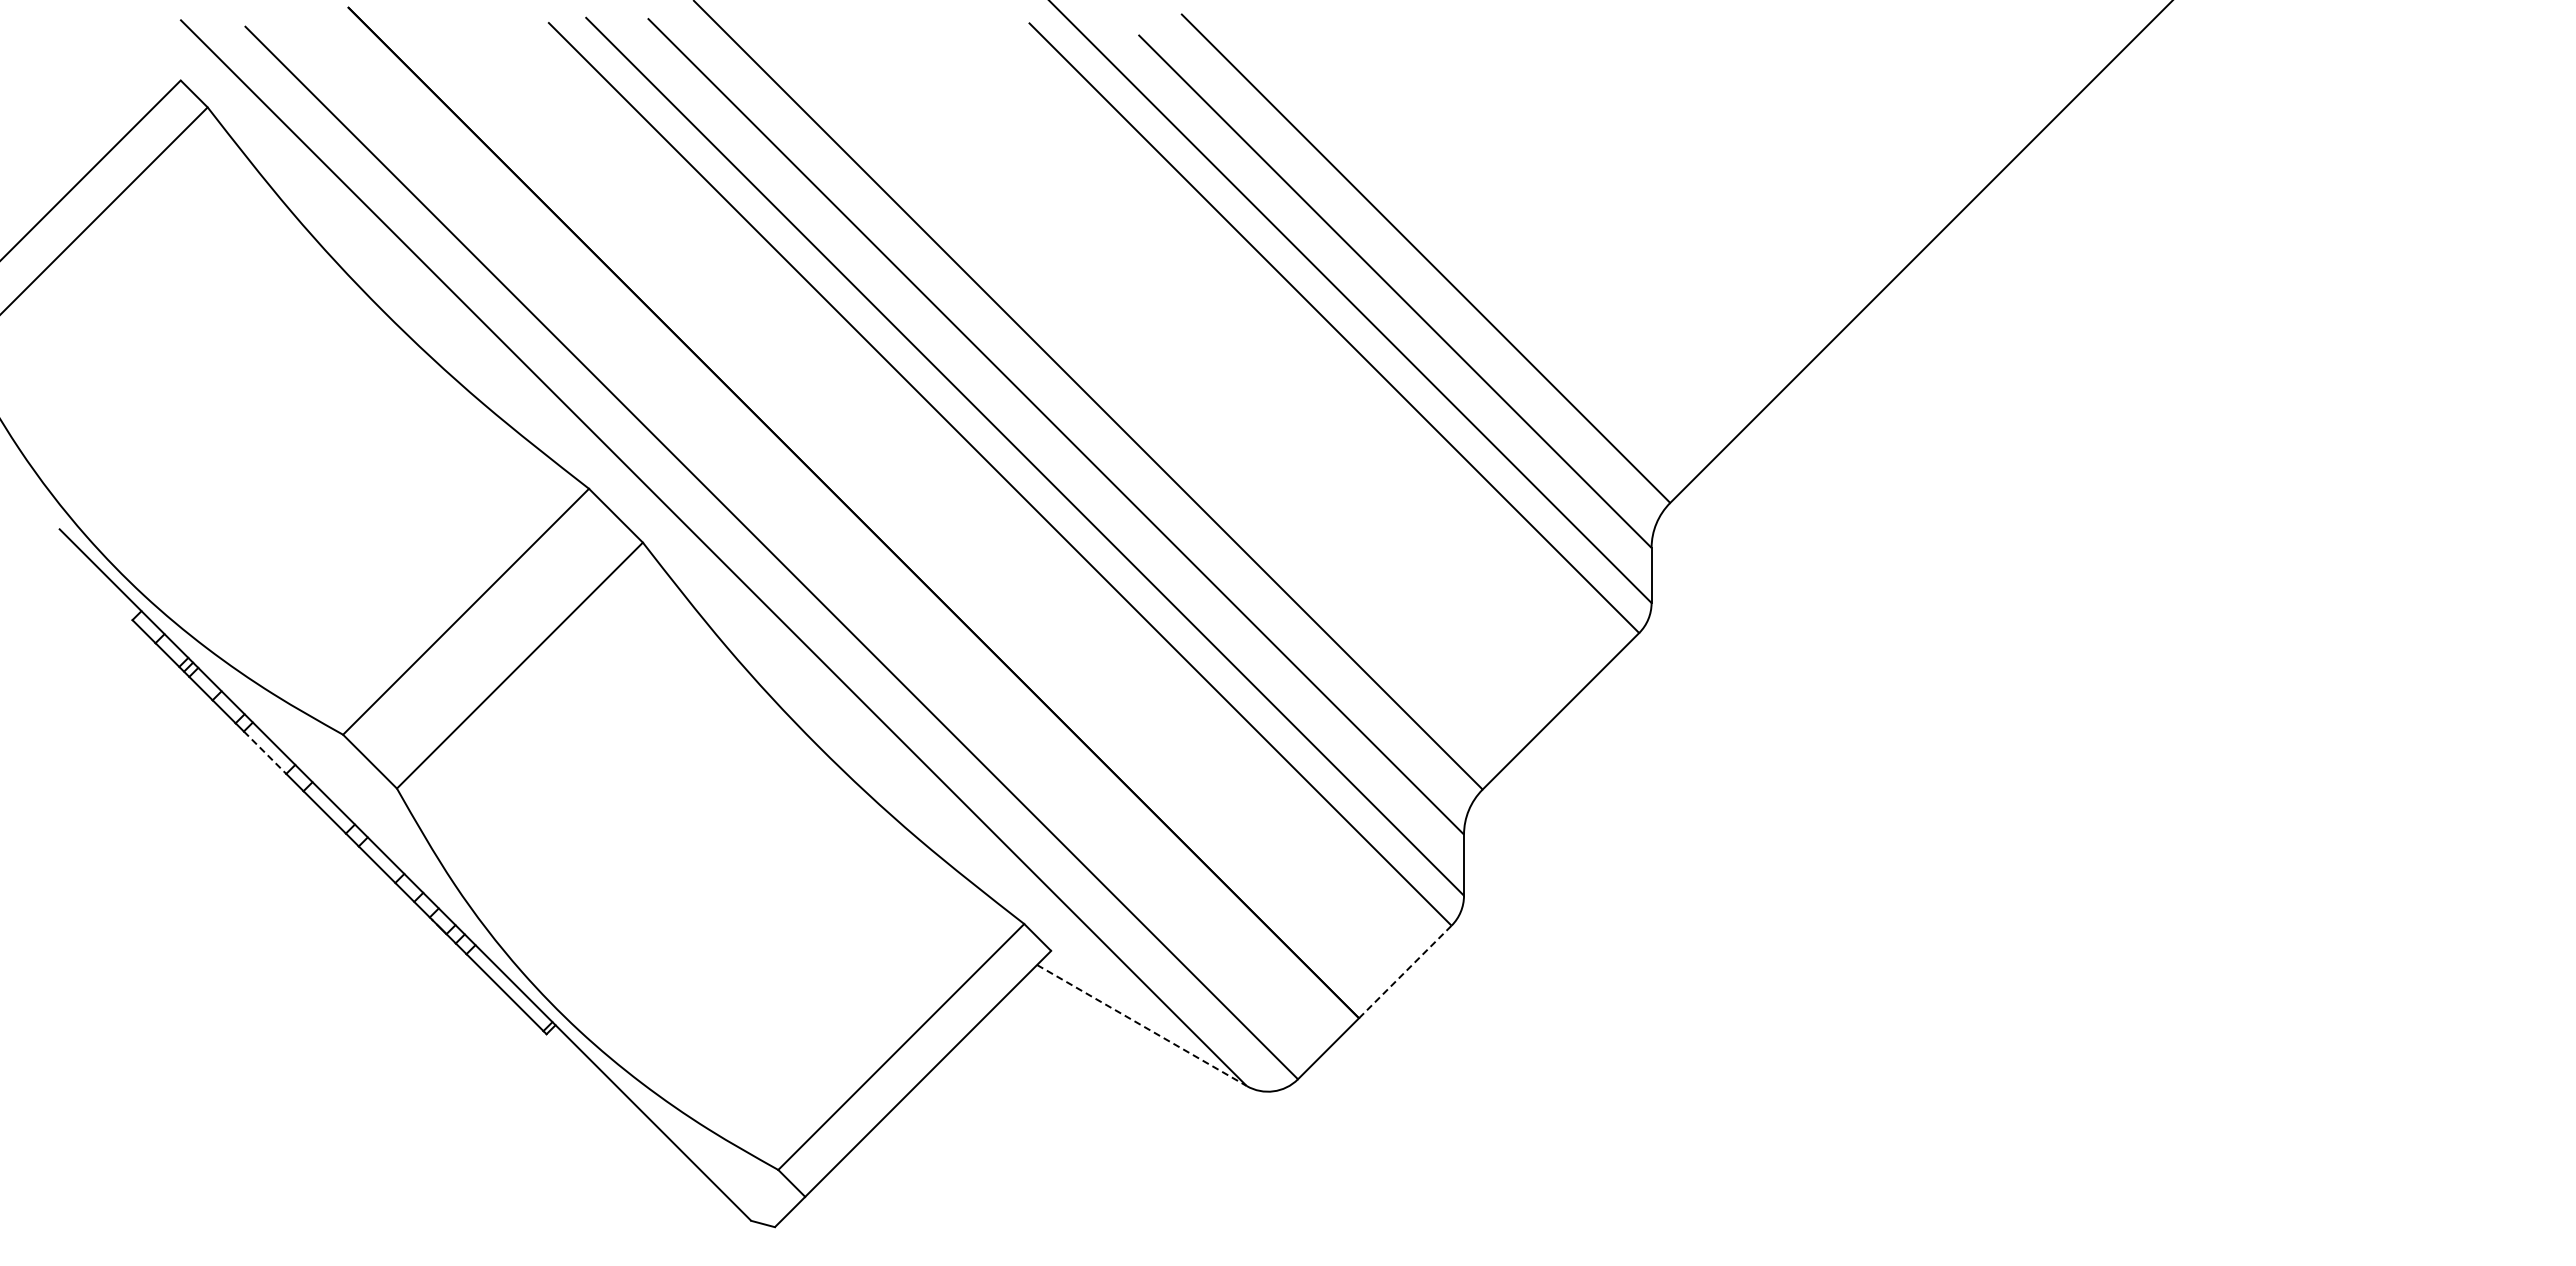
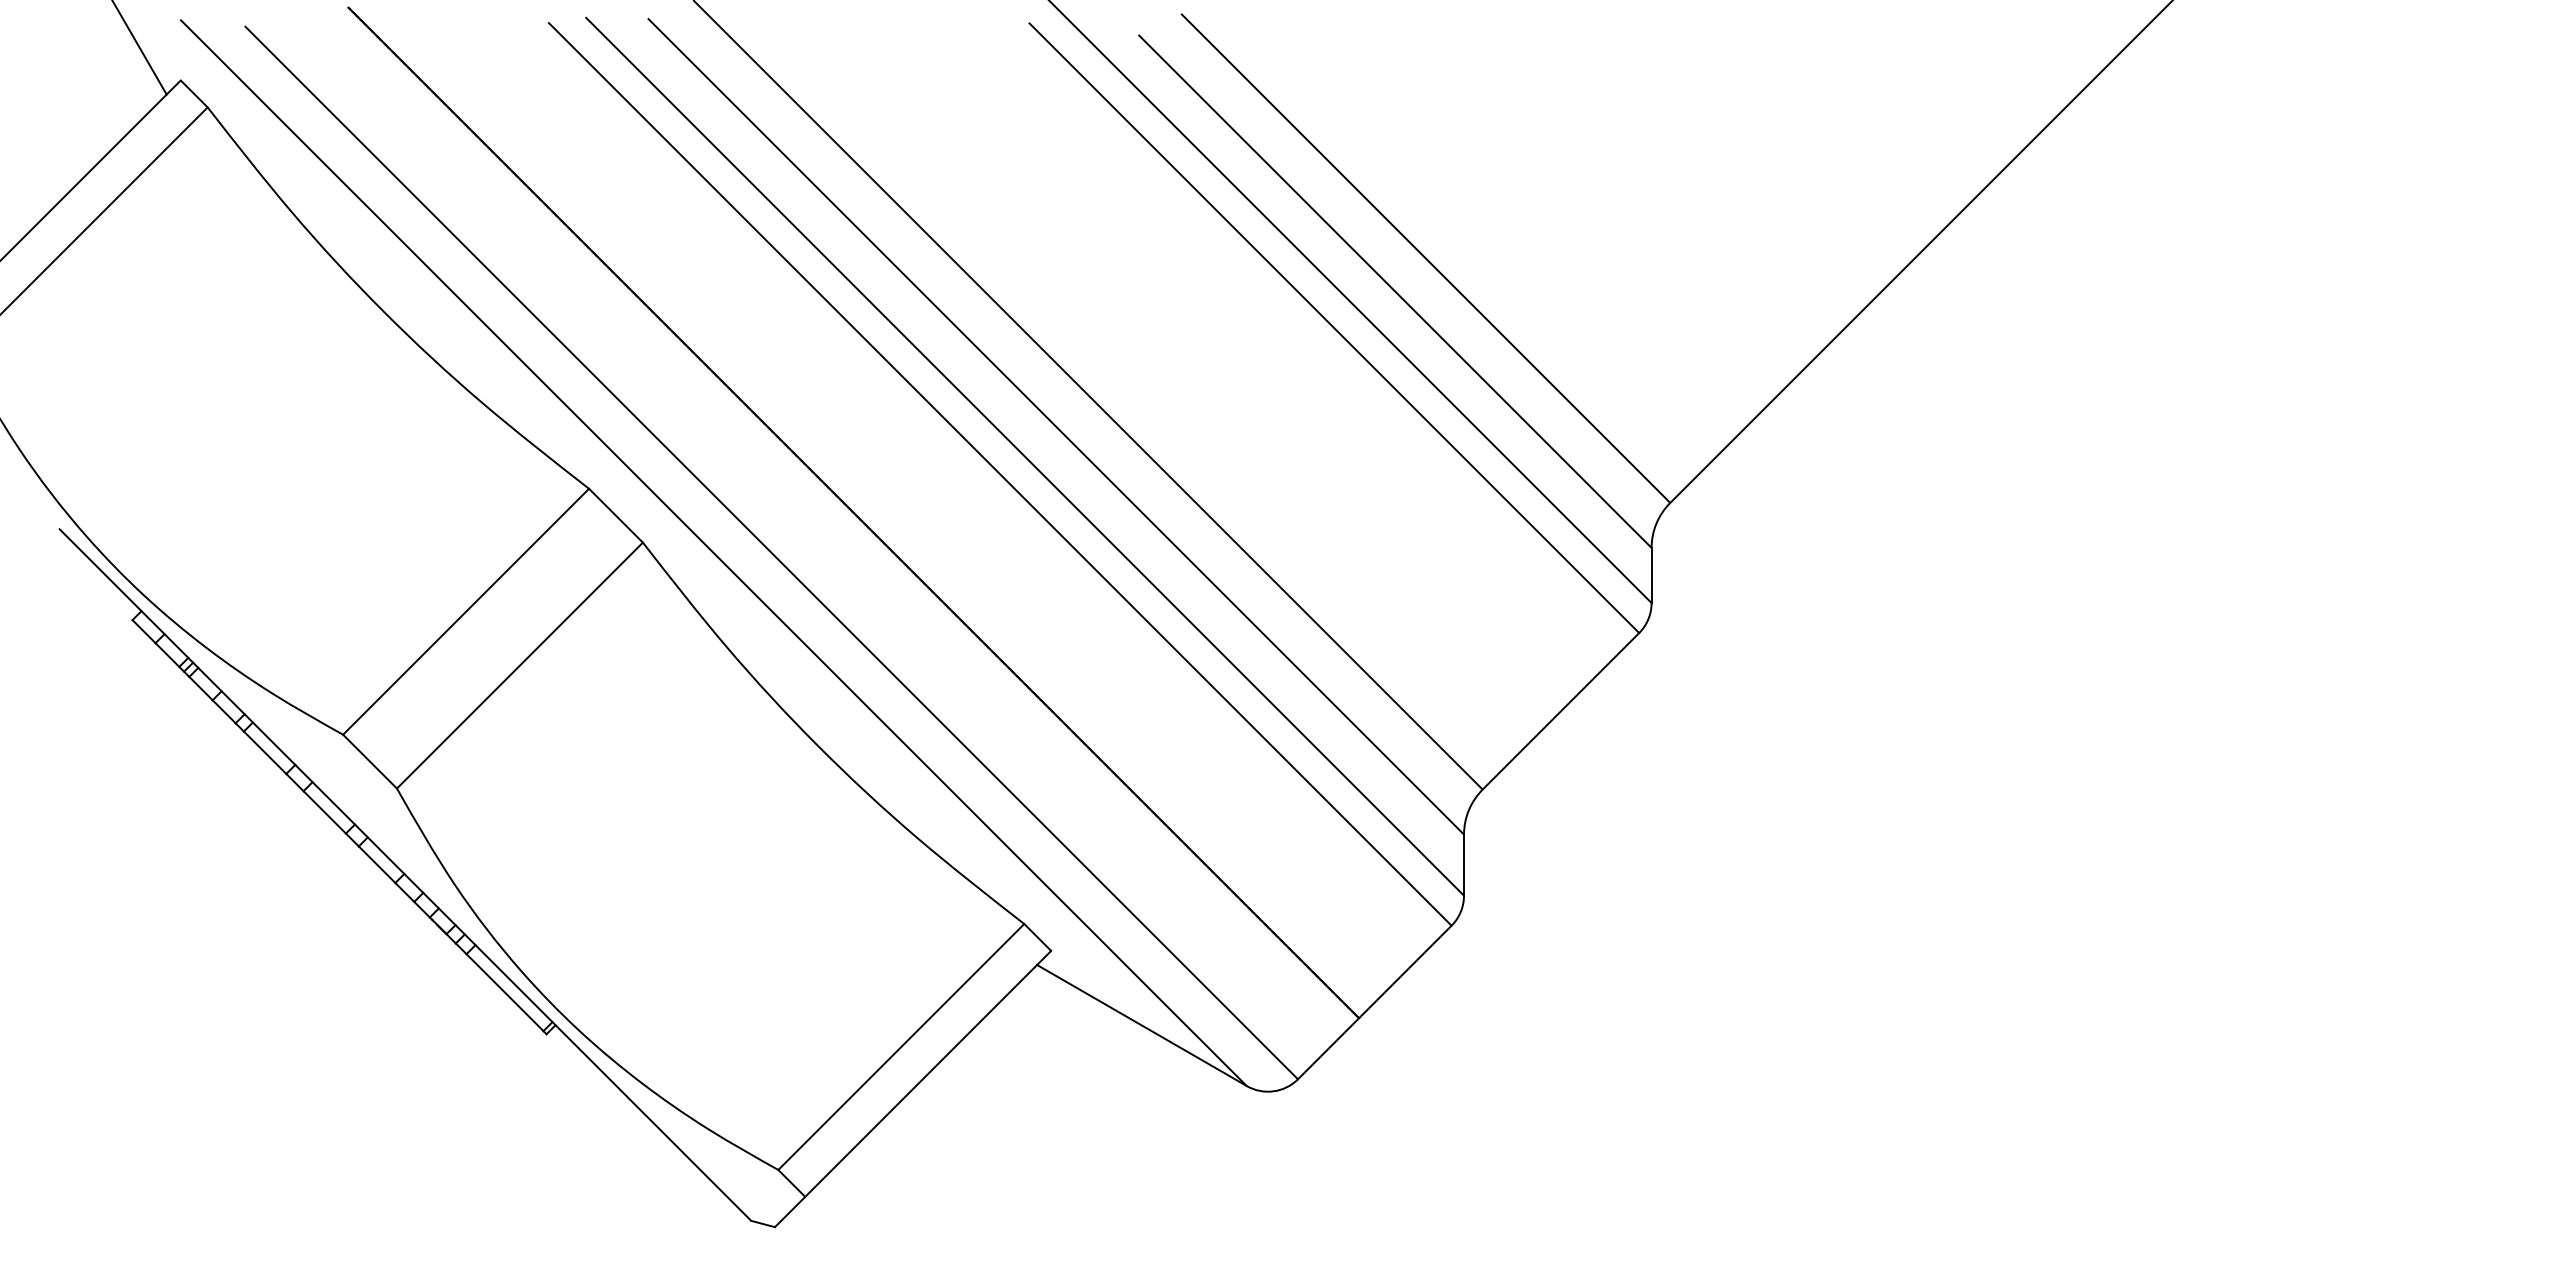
line: none -> present (139, 48)
line: dashed -> solid (265, 752)
line: dashed -> solid (1405, 971)
line: dashed -> solid (1142, 1025)
